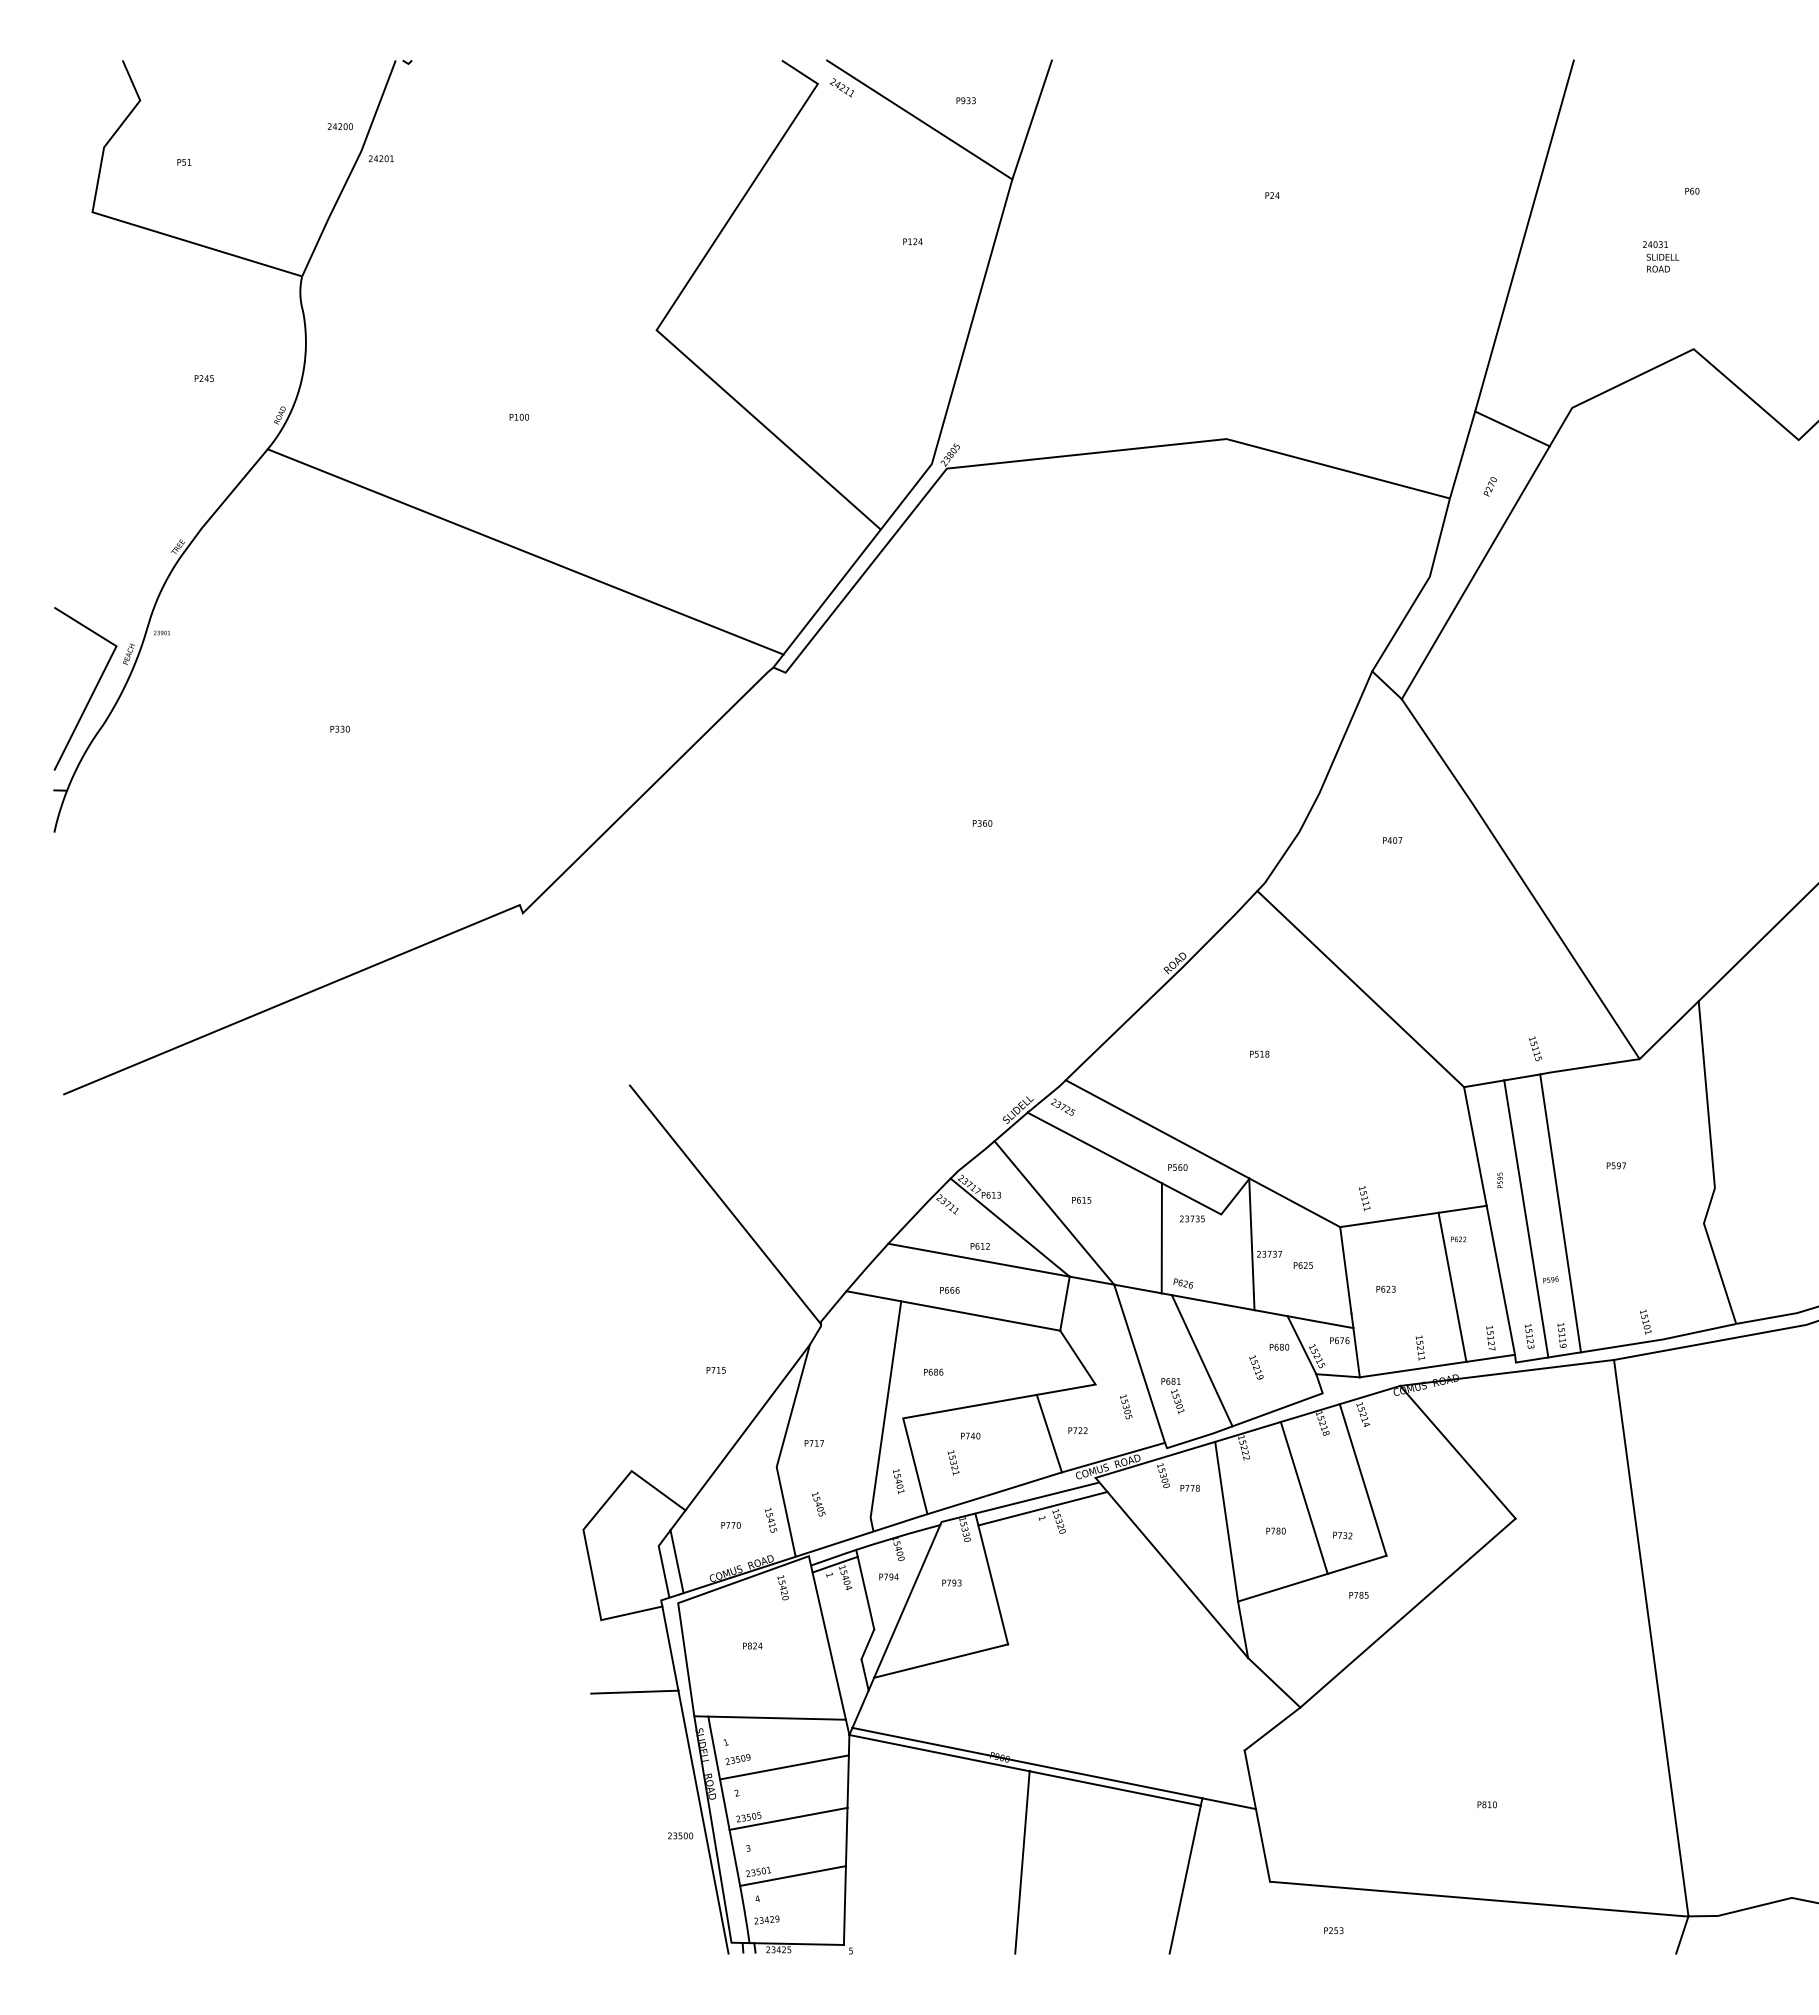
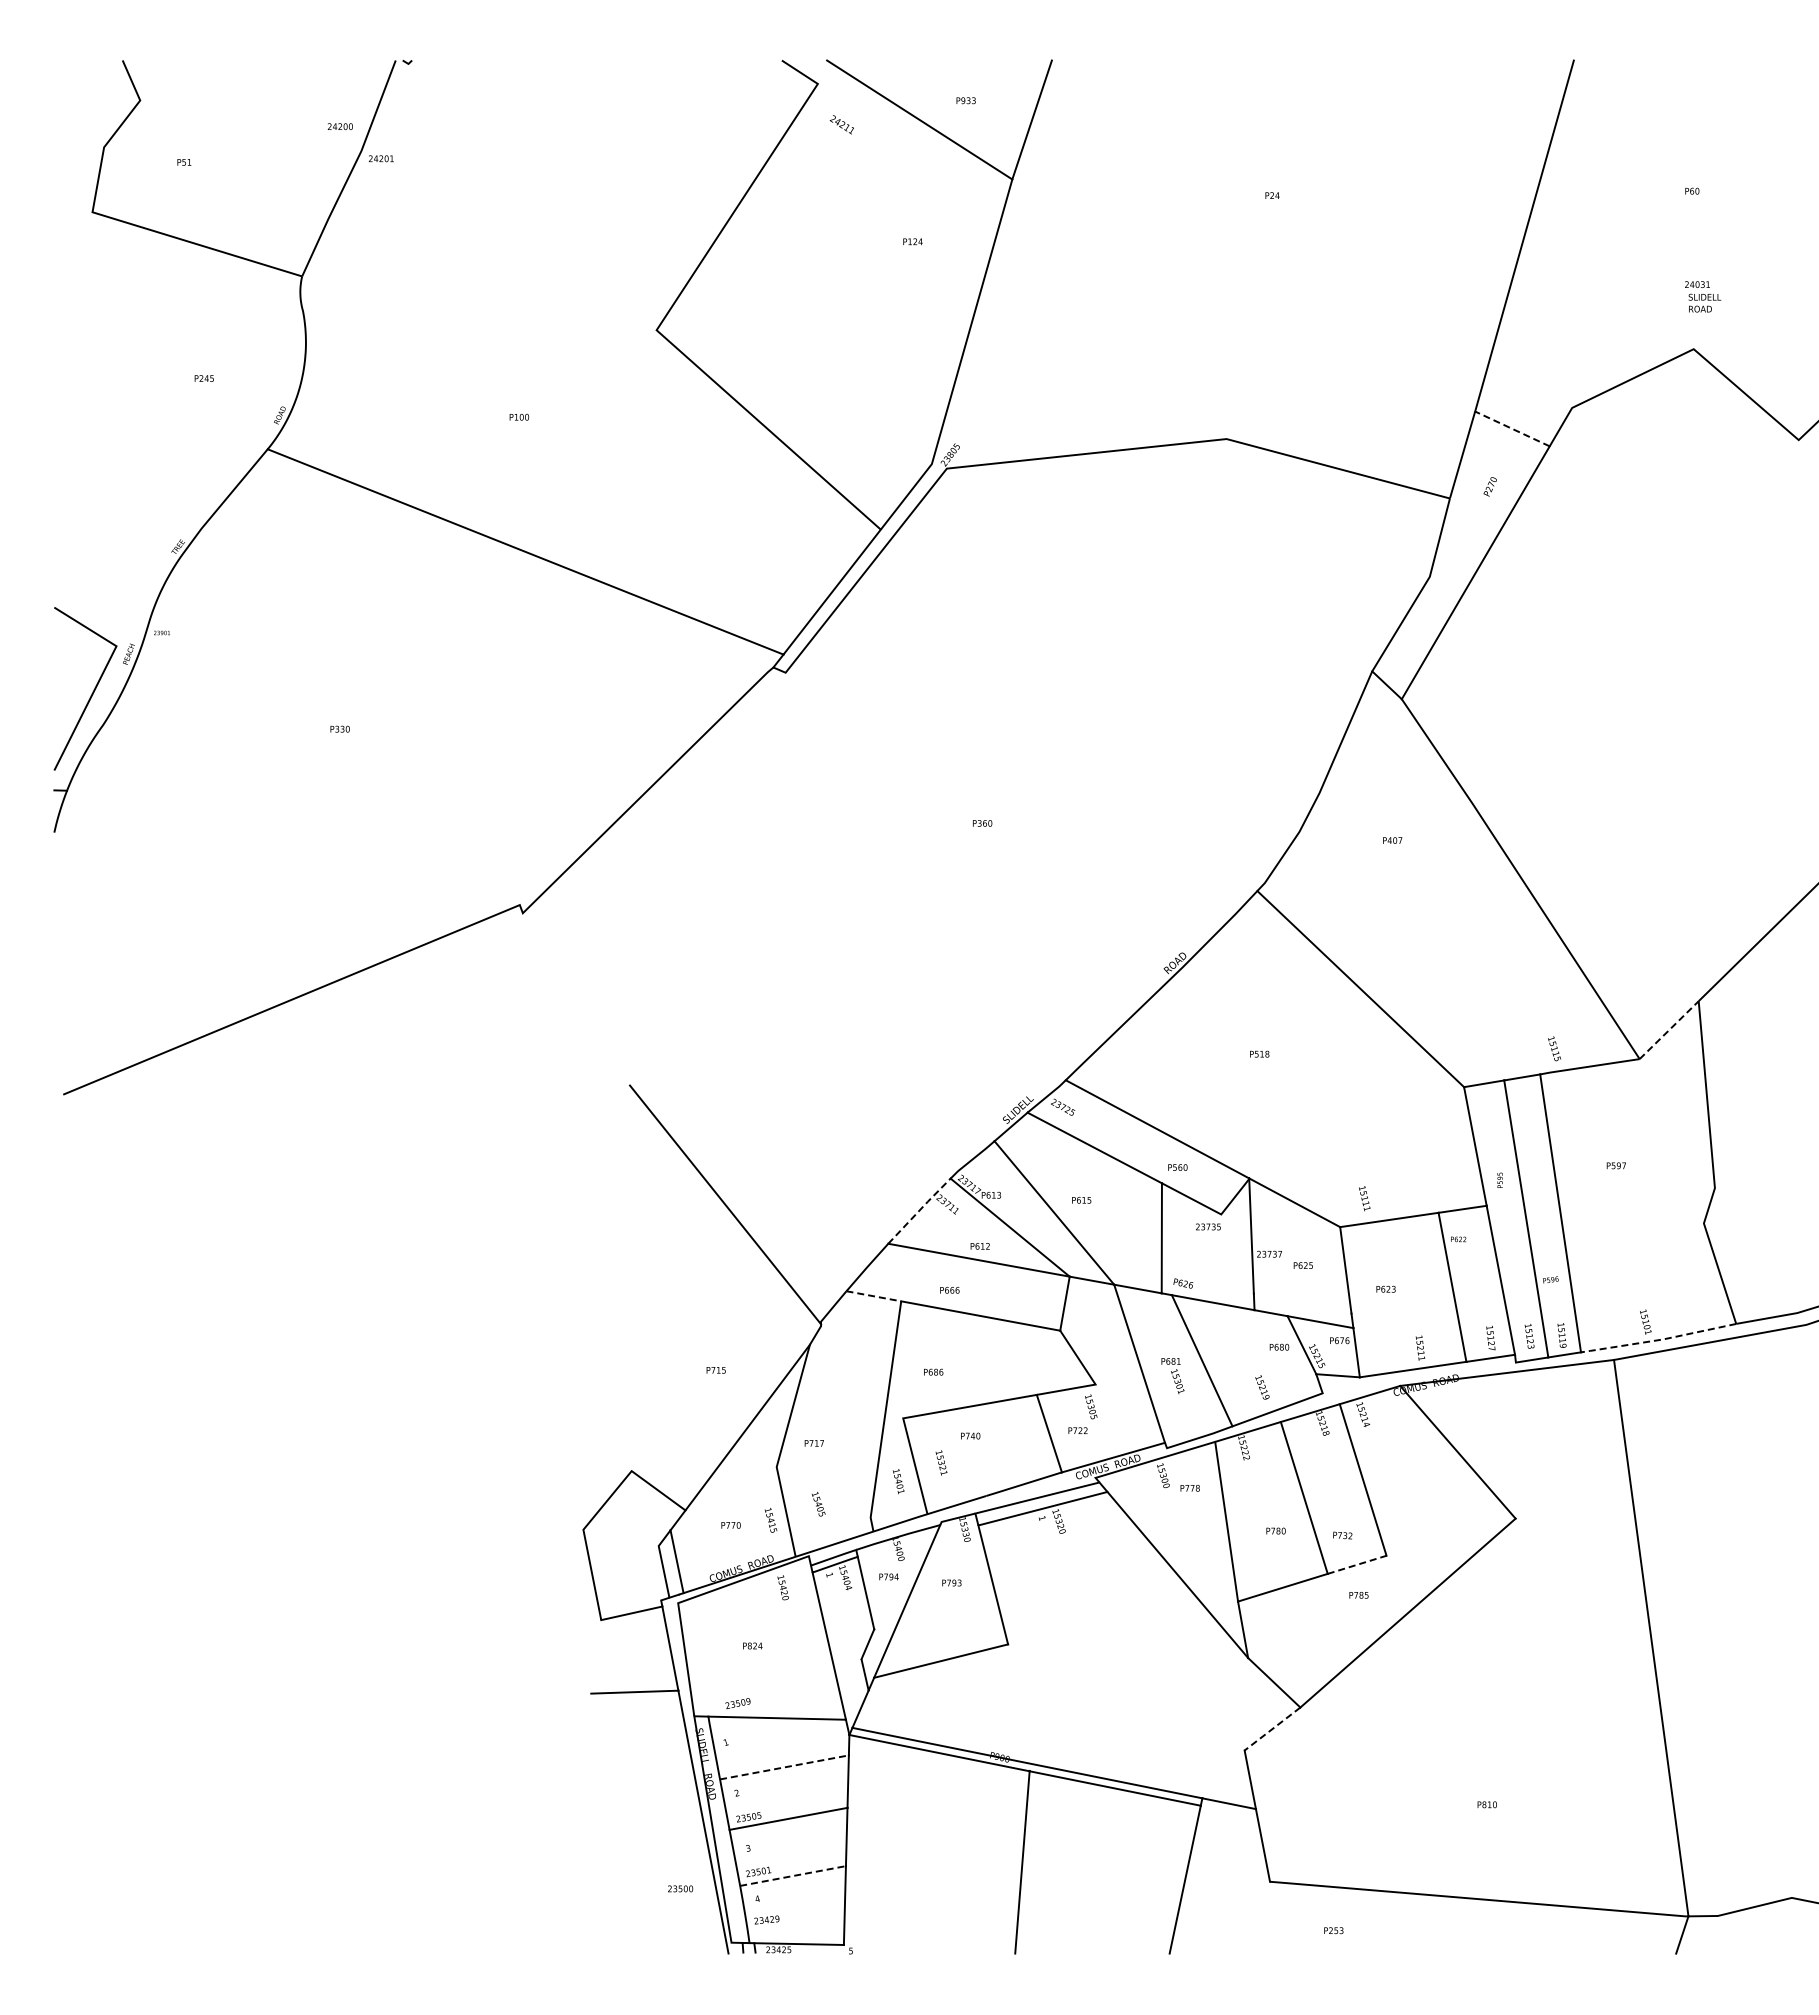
text position: (841, 87) -> (841, 124) (841, 124)
text position: (1661, 256) -> (1703, 296) (1703, 296)
line: solid -> dashed (1512, 428)
line: solid -> dashed (1669, 1029)
text position: (1535, 1048) -> (1554, 1048) (1554, 1048)
line: solid -> dashed (919, 1210)
text position: (1192, 1218) -> (1208, 1226) (1208, 1226)
line: solid -> dashed (873, 1296)
line: solid -> dashed (1658, 1340)
text position: (1256, 1367) -> (1262, 1387) (1262, 1387)
text position: (1172, 1395) -> (1172, 1375) (1172, 1375)
text position: (1126, 1406) -> (1091, 1406) (1091, 1406)
text position: (953, 1462) -> (941, 1462) (941, 1462)
line: solid -> dashed (1357, 1564)
line: solid -> dashed (1272, 1729)
text position: (737, 1759) -> (737, 1703) (737, 1703)
line: solid -> dashed (784, 1767)
text position: (680, 1835) -> (680, 1888) (680, 1888)
line: solid -> dashed (793, 1876)
